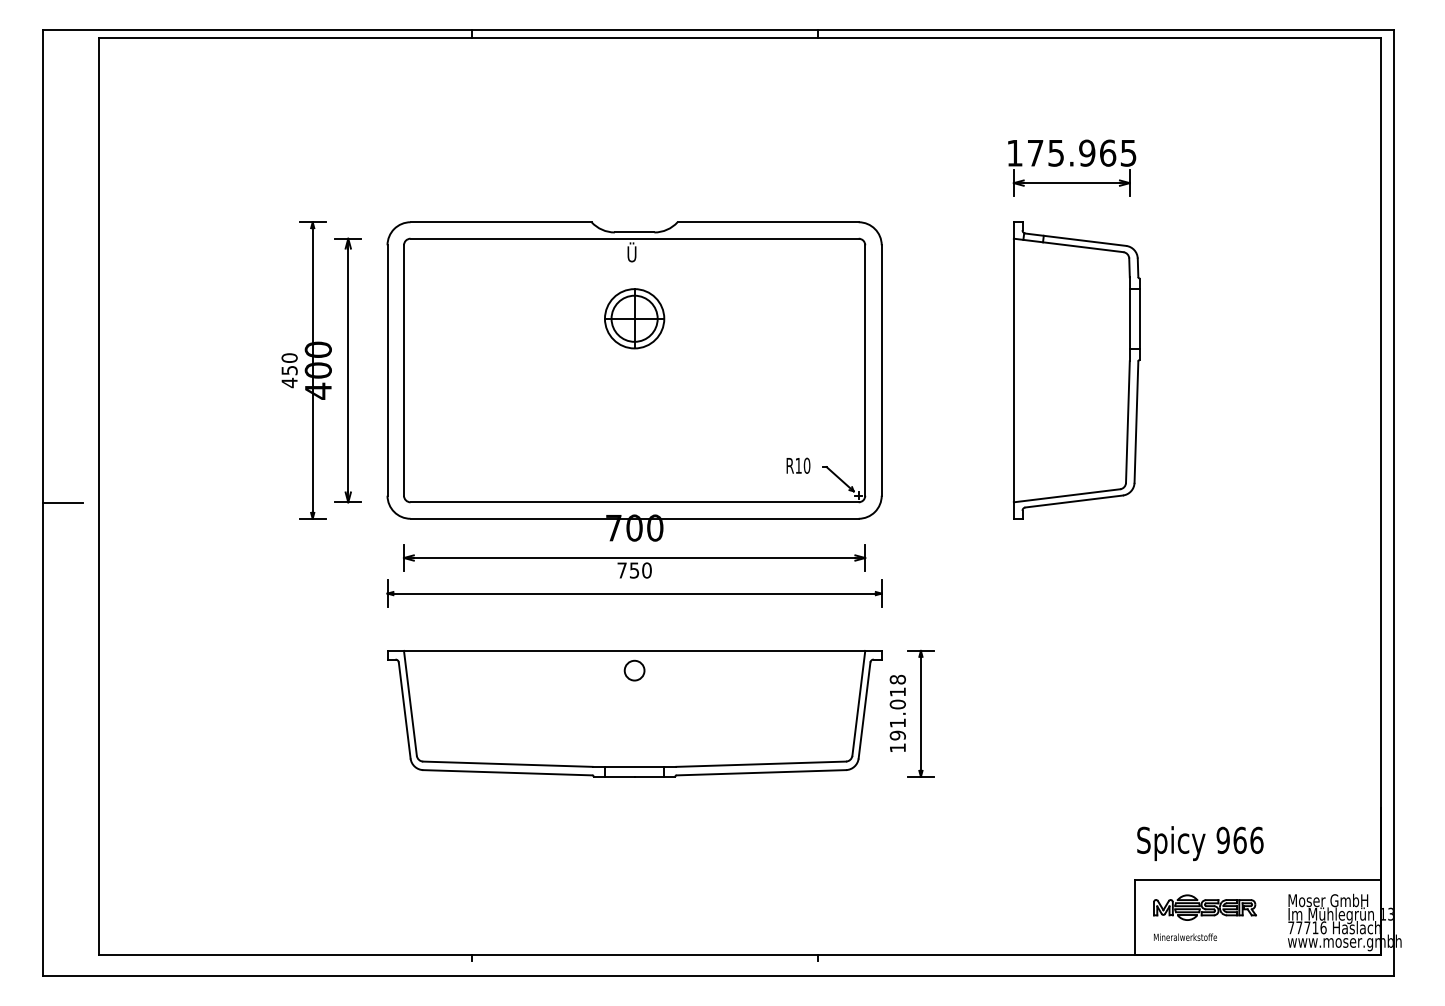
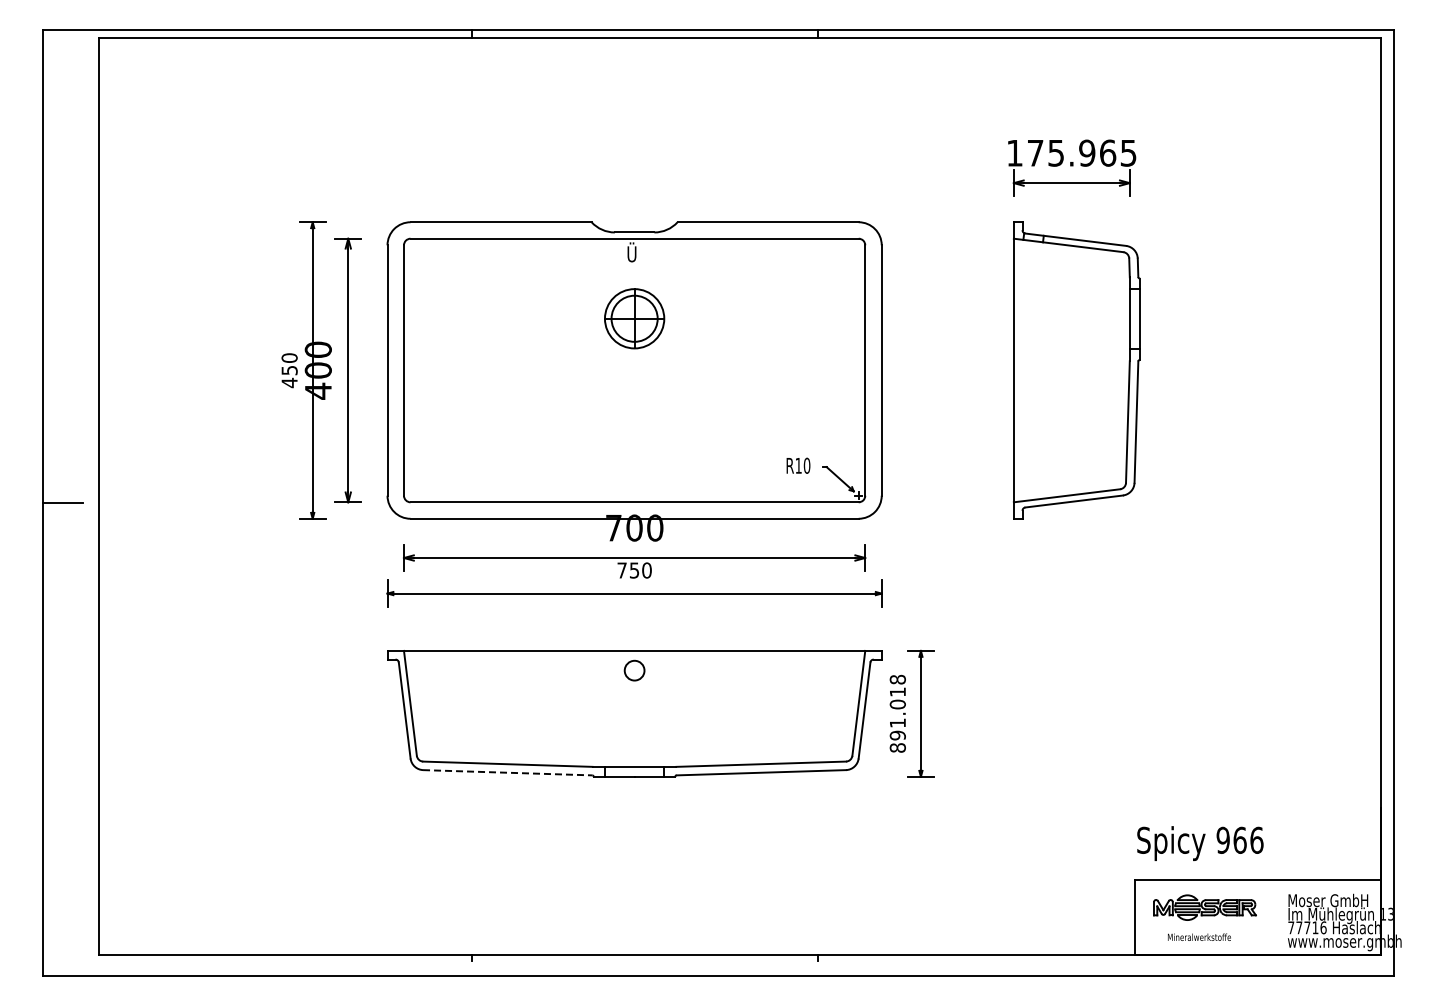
text: 191.018 -> 891.018 (897, 747)
line: solid -> dashed (507, 772)
text position: (1185, 936) -> (1199, 936) (1199, 936)
